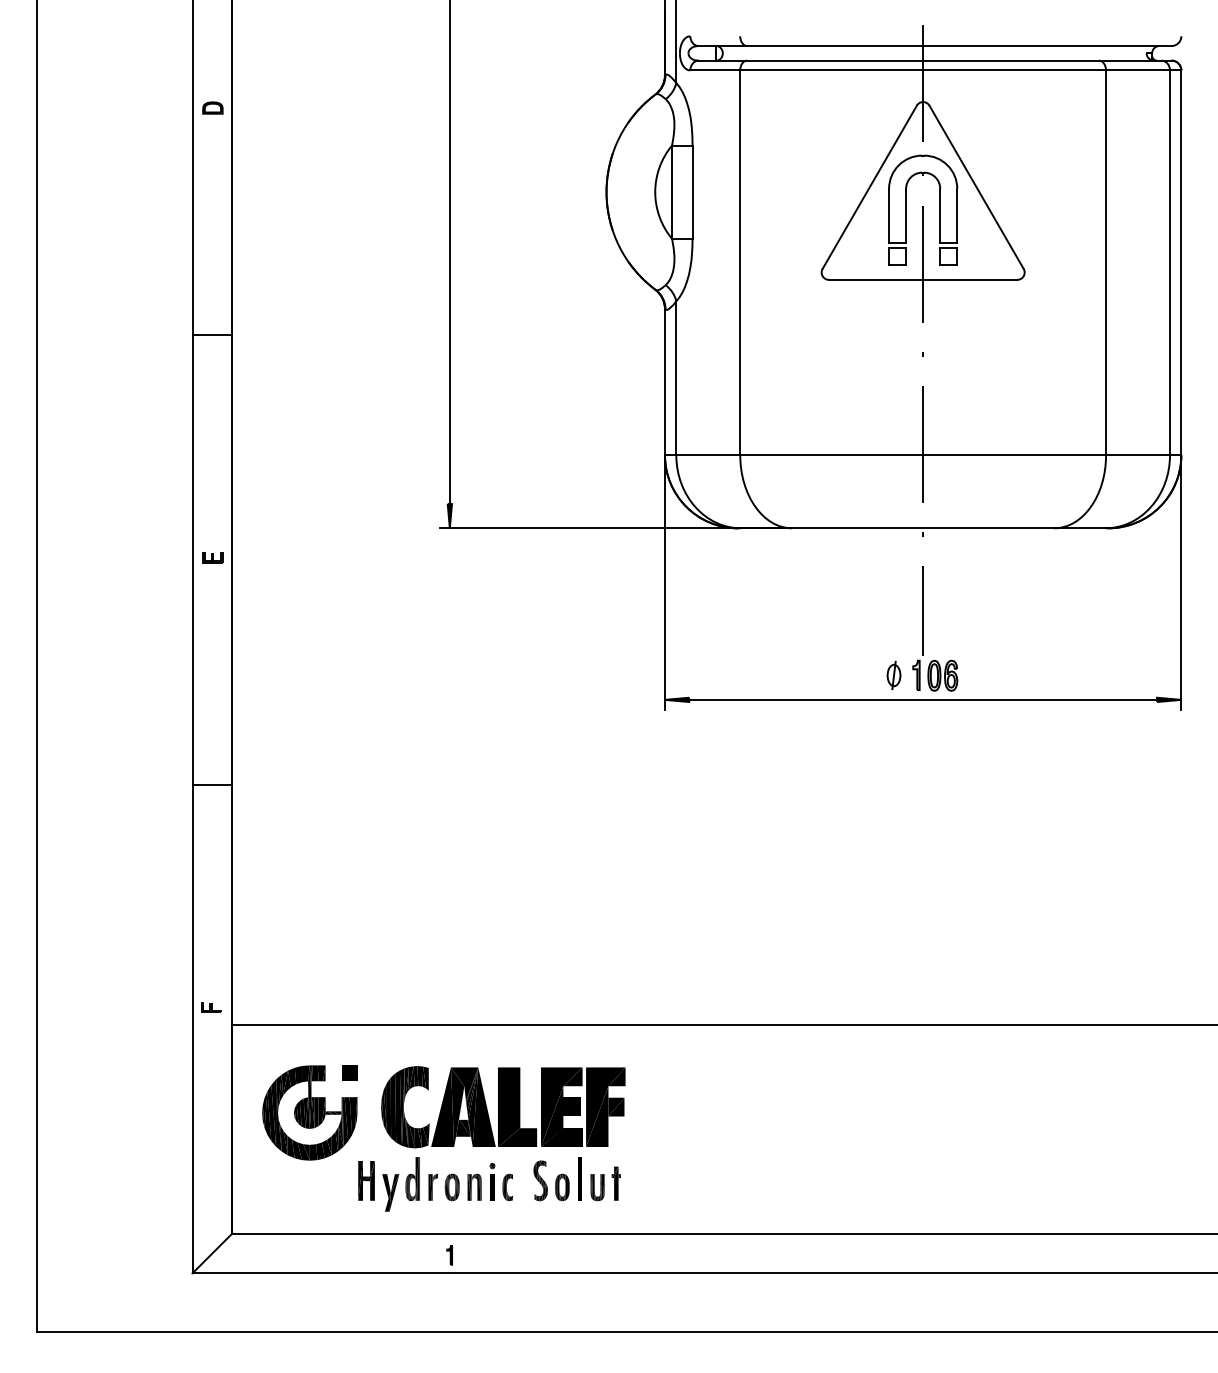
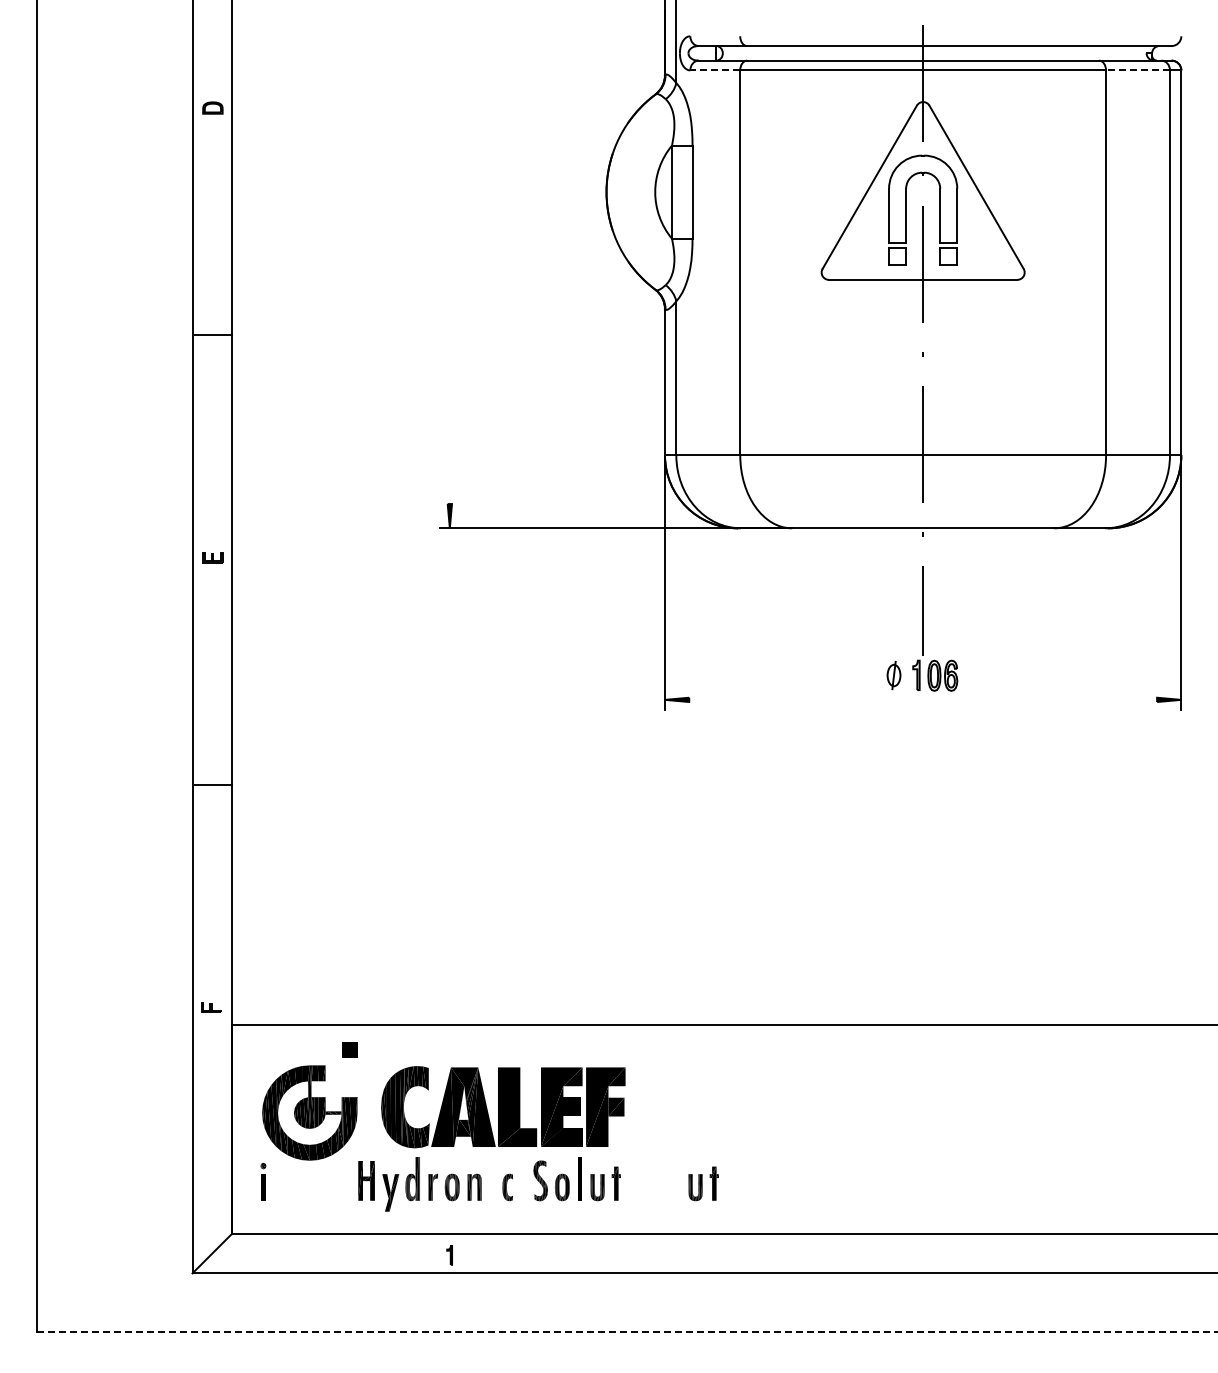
line: solid -> dashed (715, 70)
line: solid -> dashed (1137, 70)
line: present -> none (449, 253)
line: present -> none (923, 699)
part position: (349, 1072) -> (349, 1049) (349, 1049)
part position: (492, 1181) -> (263, 1181) (263, 1181)
part: none -> present (703, 1183)
line: solid -> dashed (627, 1331)
